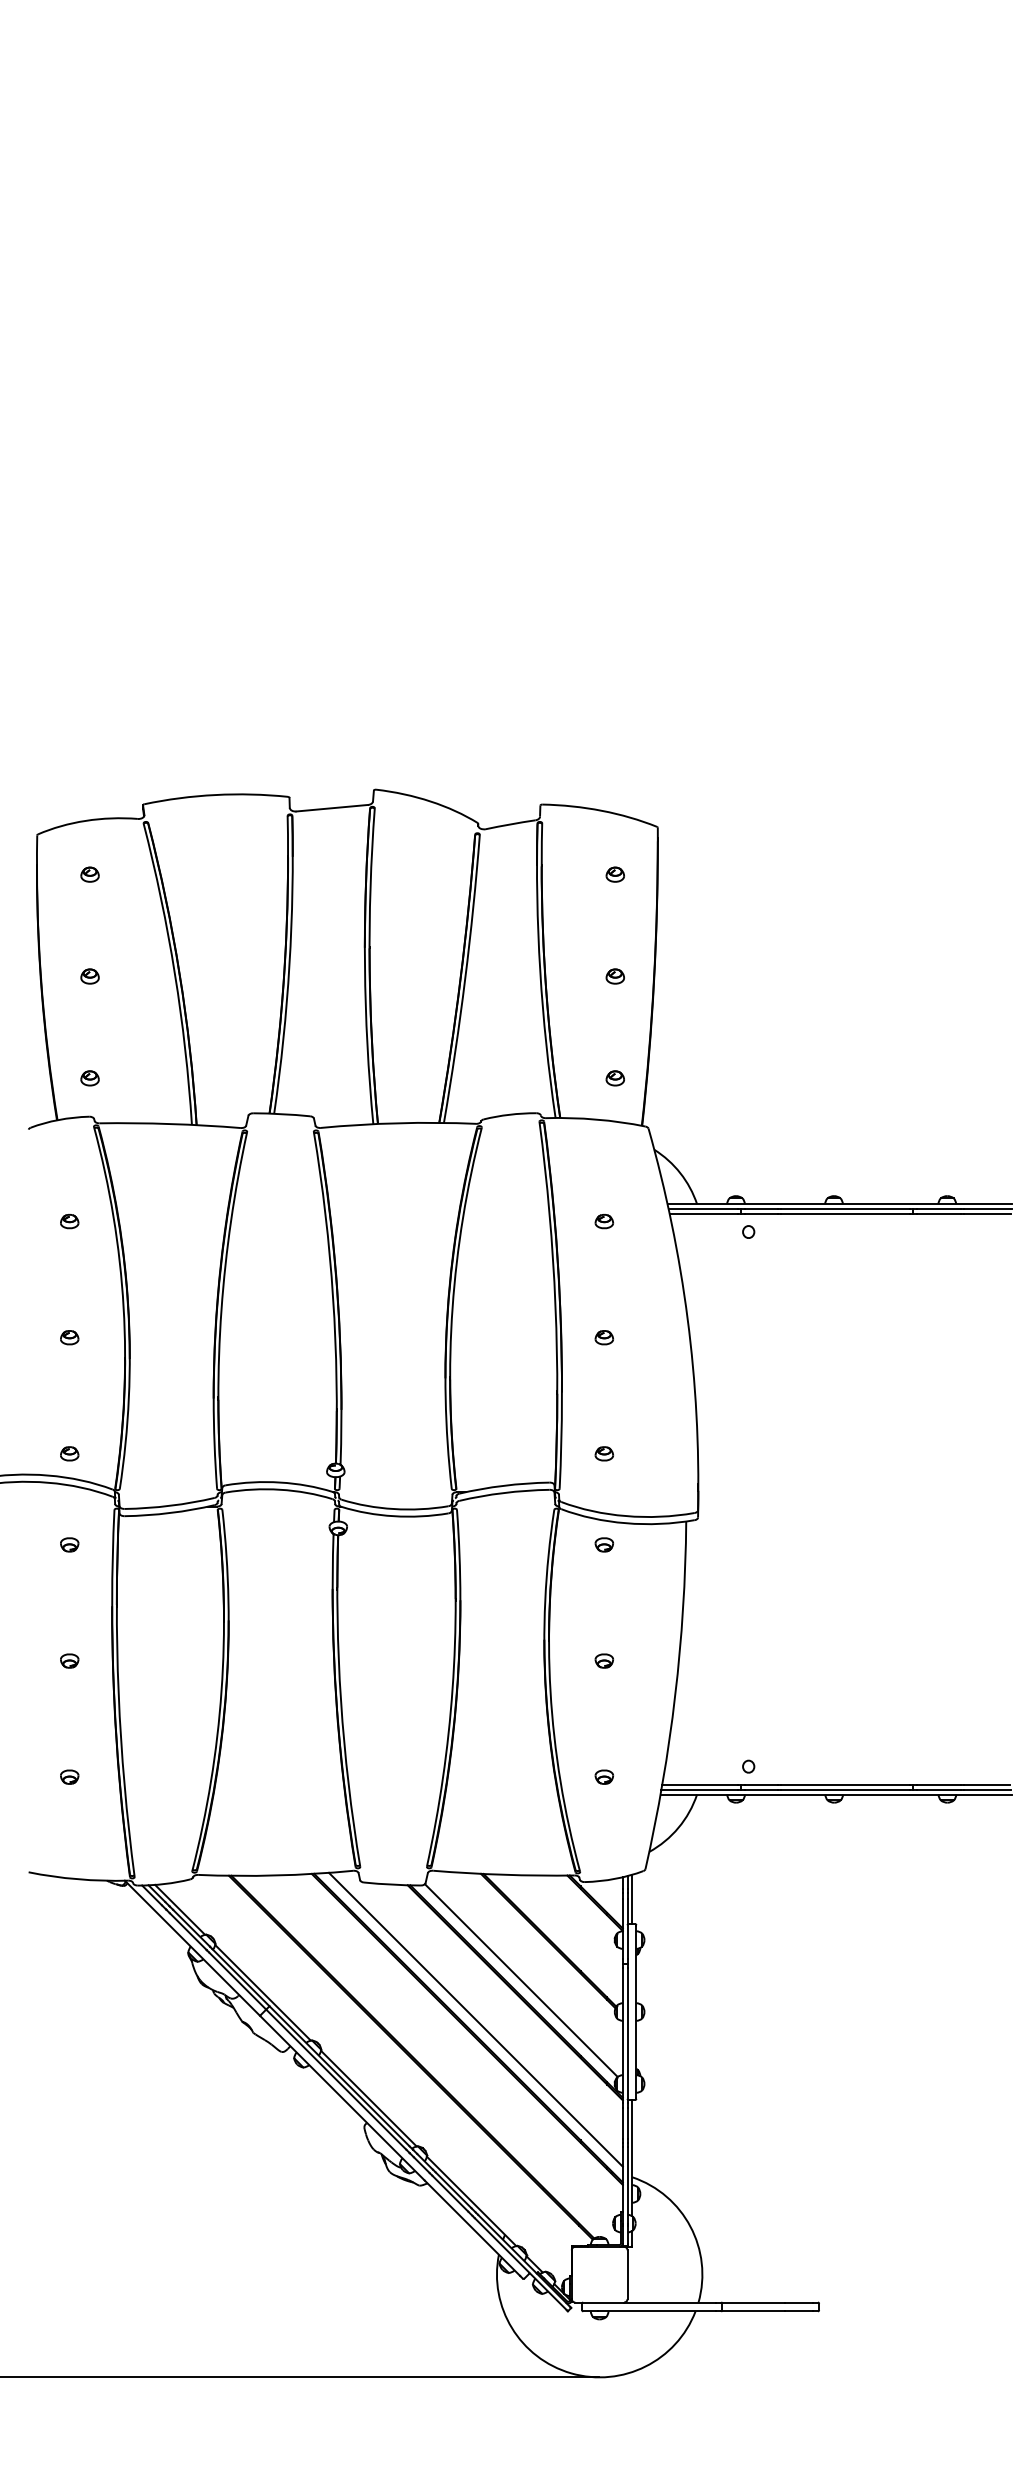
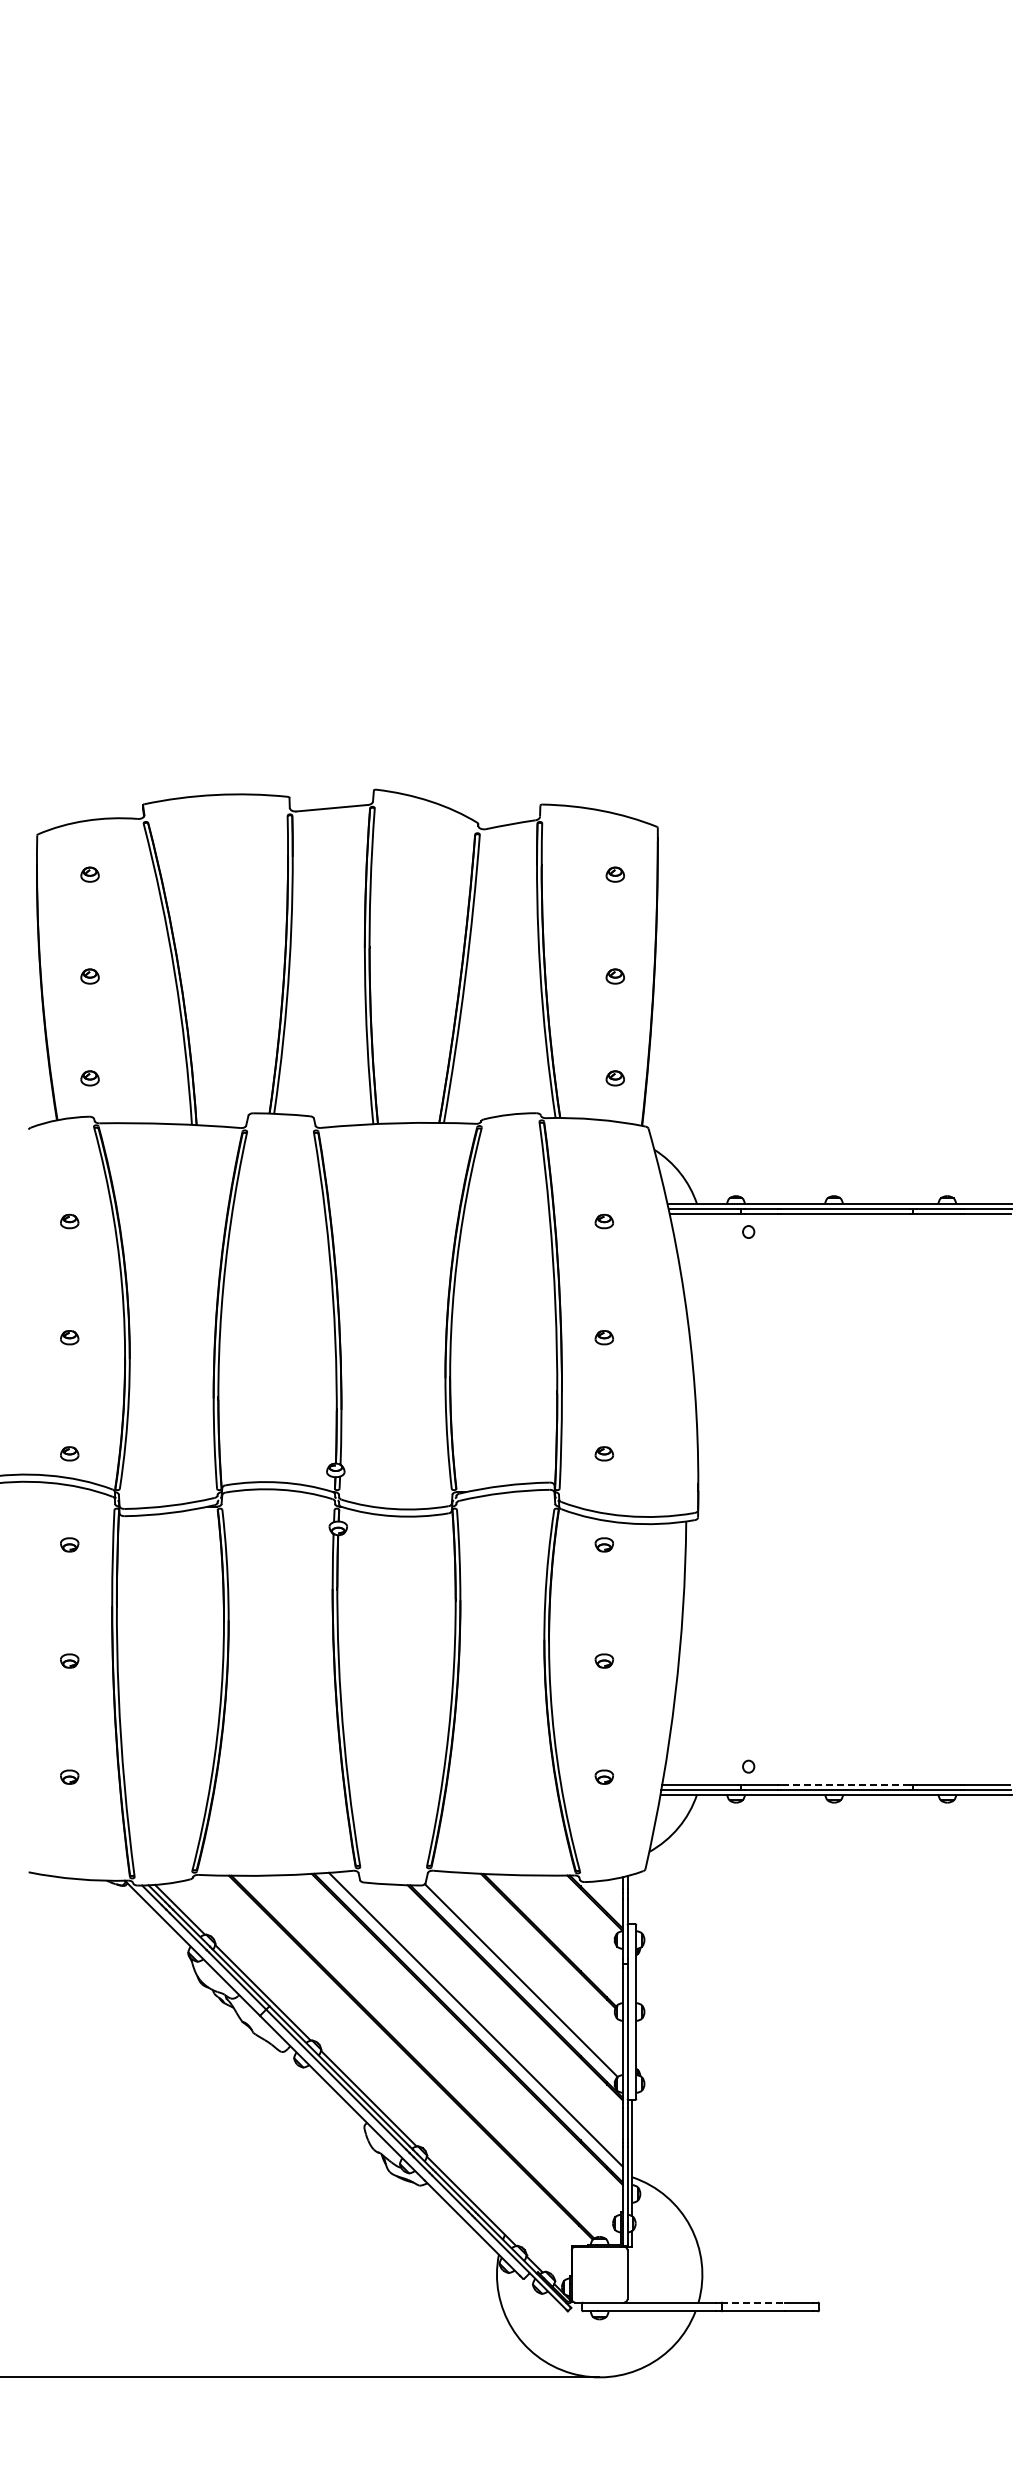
line: solid -> dashed (845, 1785)
line: present -> none (632, 1899)
line: solid -> dashed (753, 2302)
